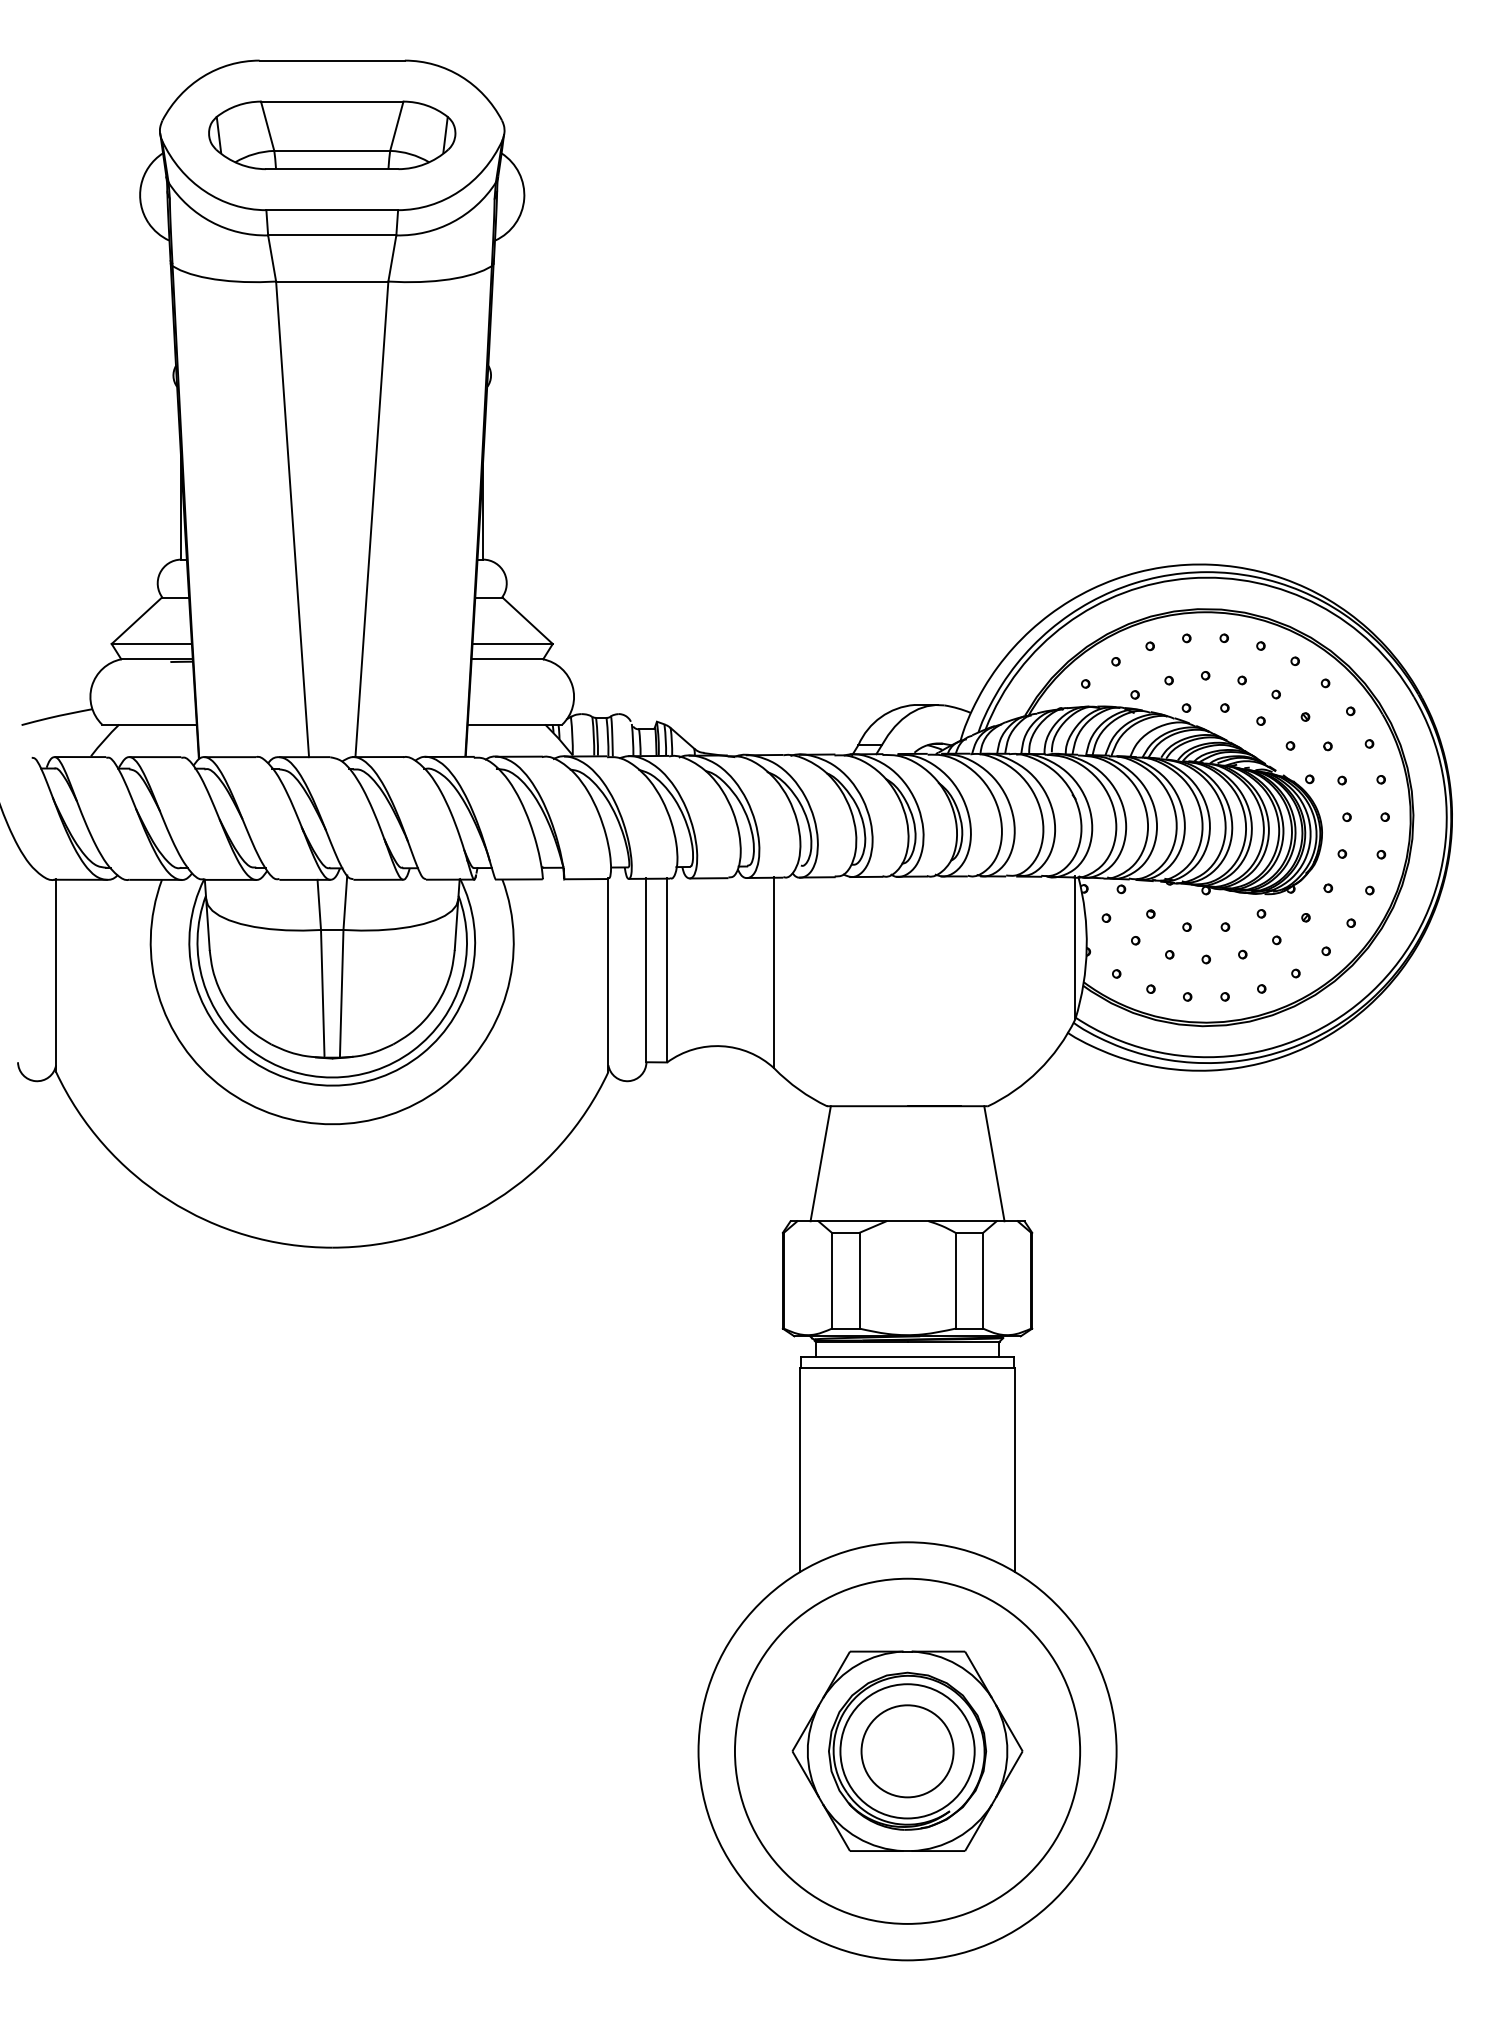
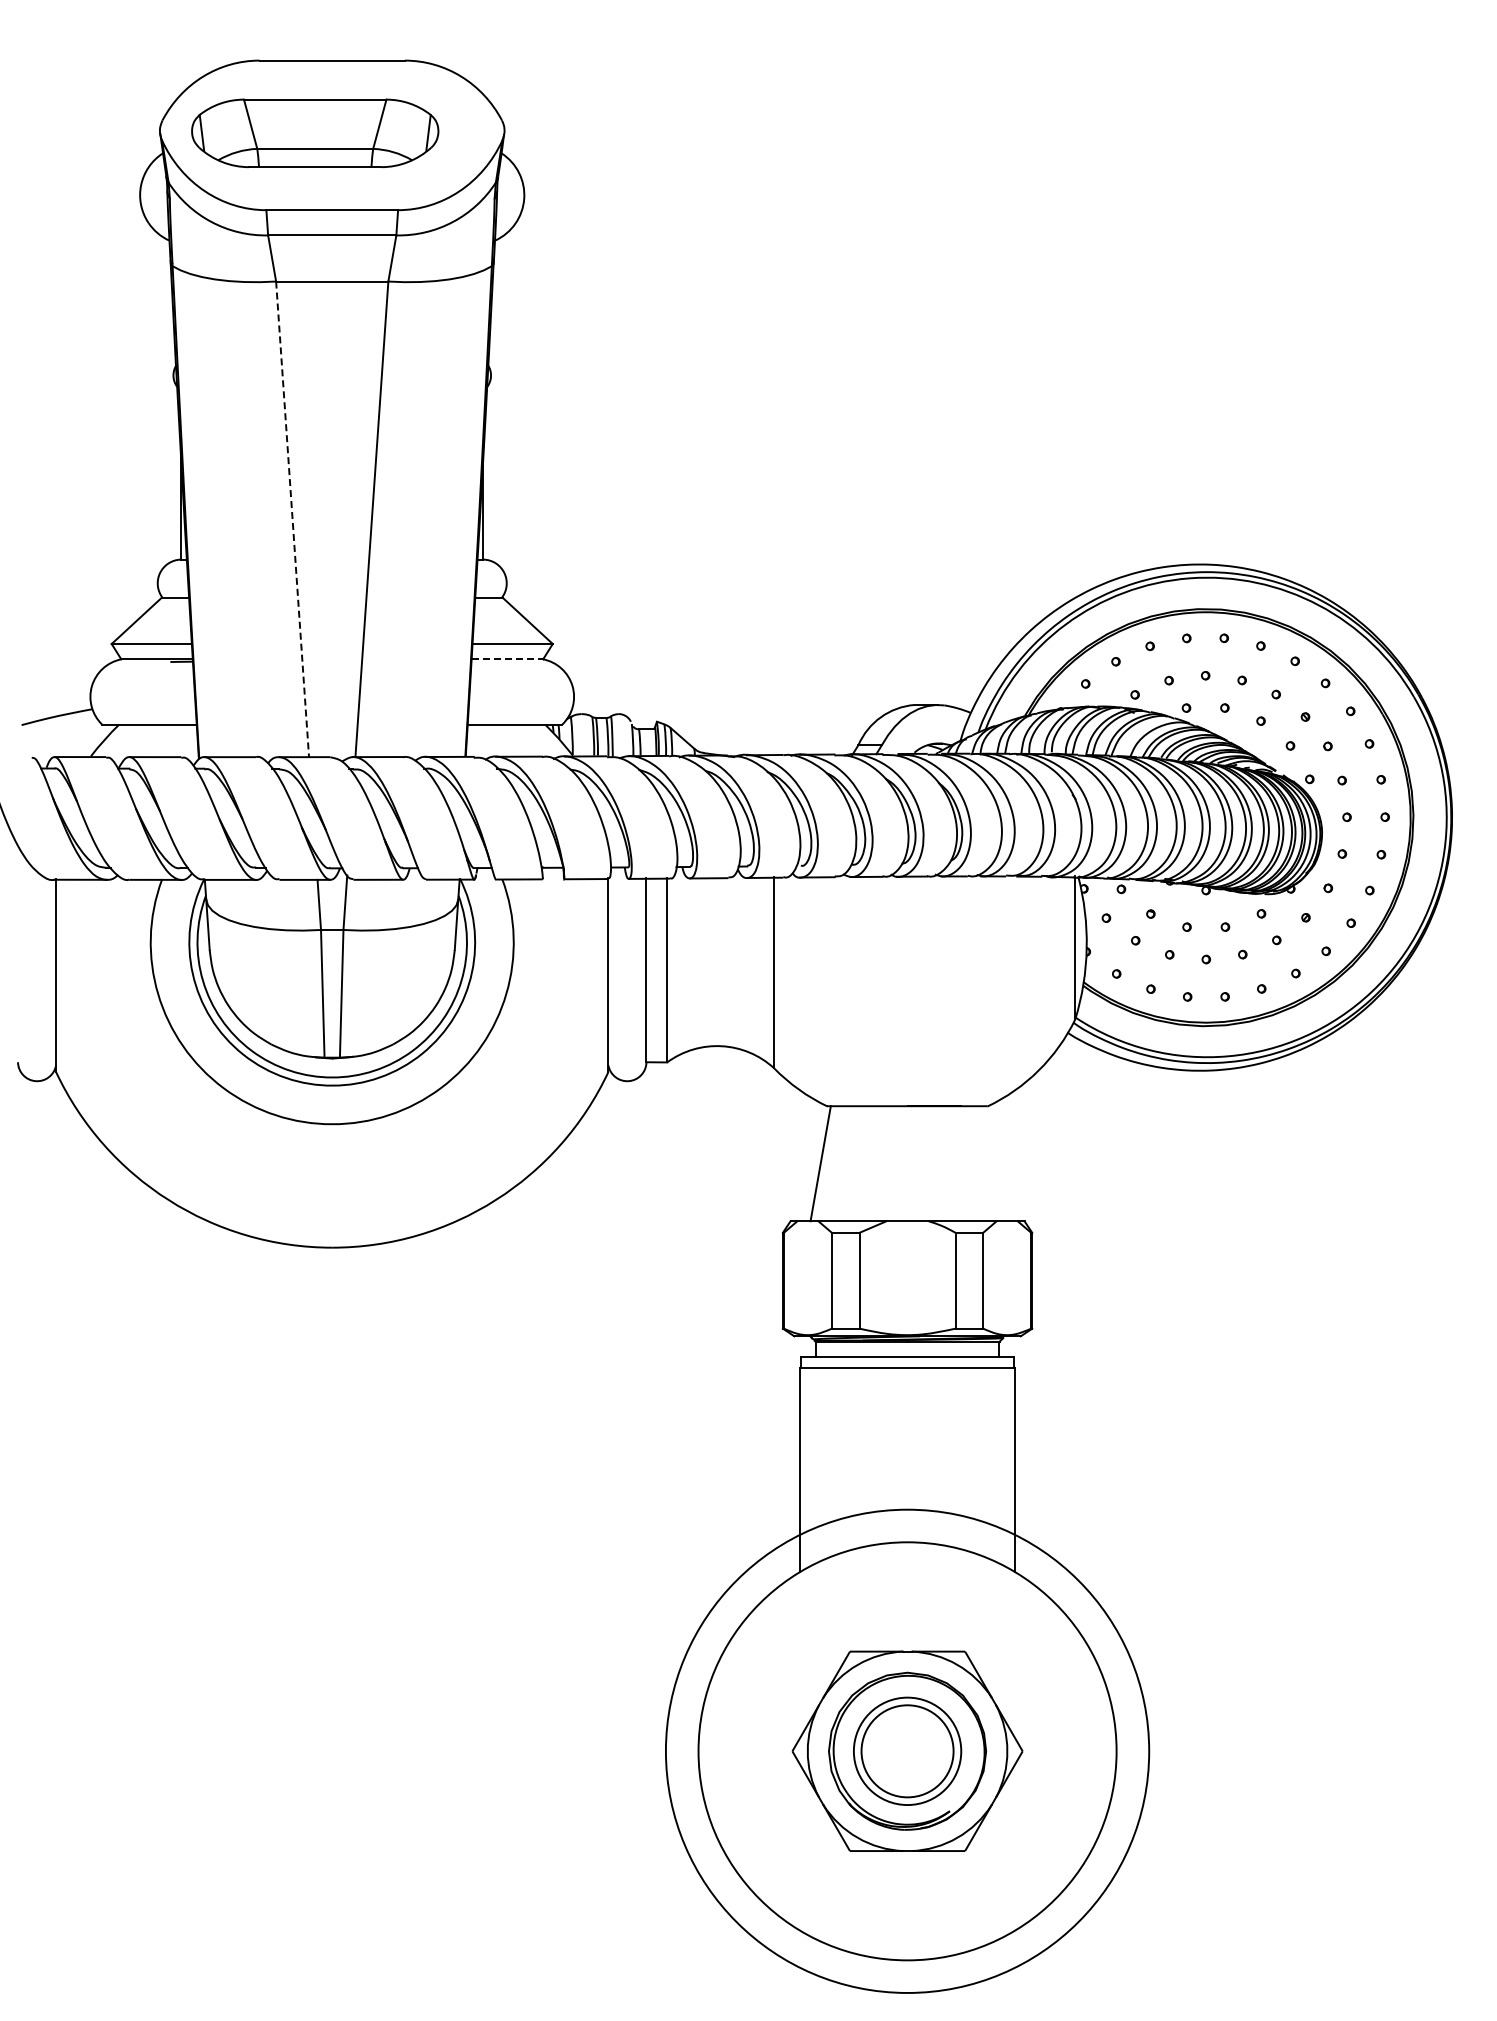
part position: (332, 135) -> (315, 133) (315, 133)
line: solid -> dashed (292, 519)
line: solid -> dashed (507, 659)
line: present -> none (994, 1163)
circle diameter: 345 px -> 483 px (907, 1750)
circle diameter: 134 px -> 107 px (907, 1751)
